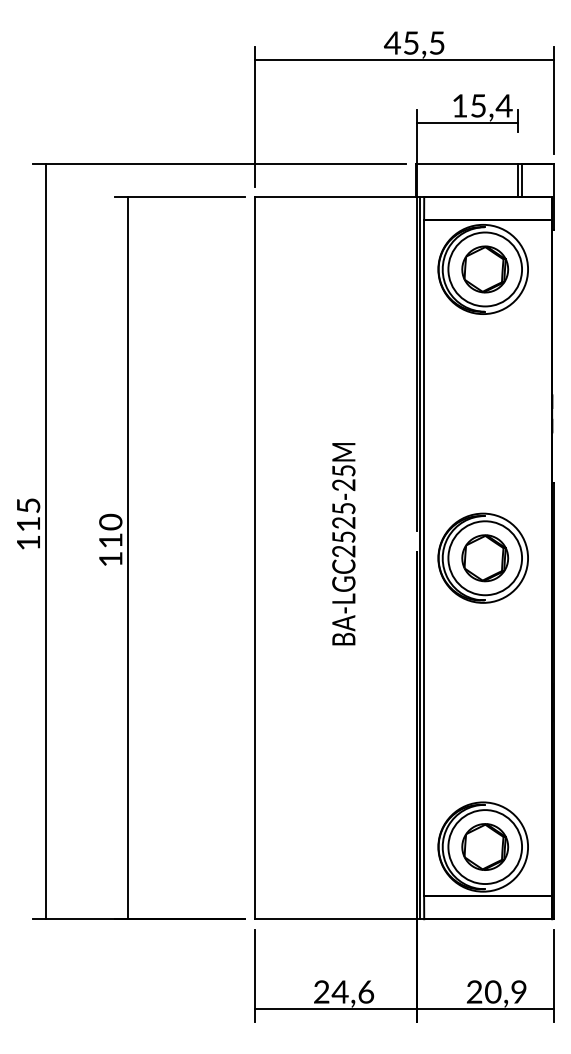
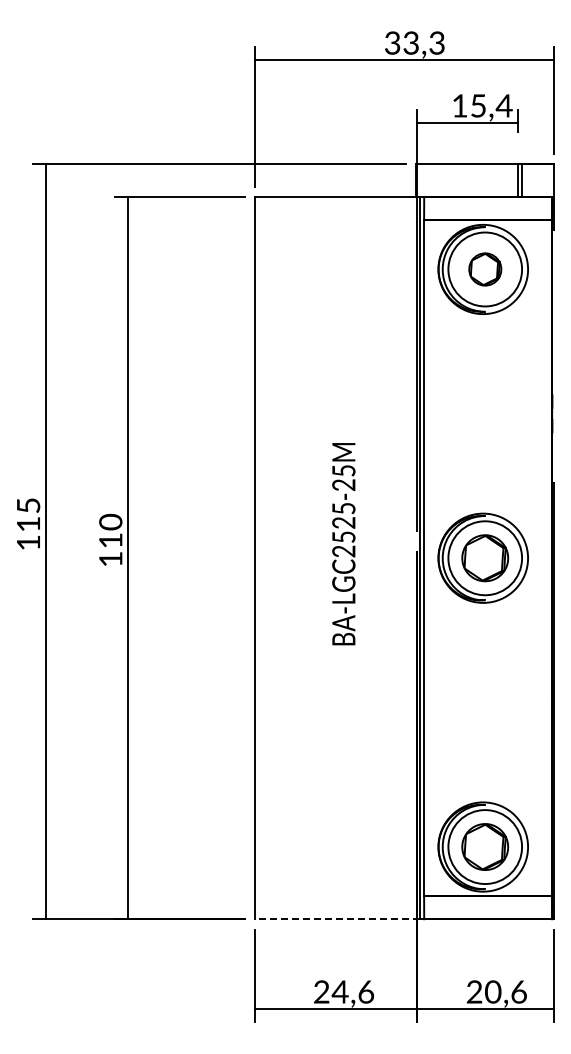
text: 45,5 -> 33,3 (413, 42)
part size: 49x49 px -> 35x35 px (485, 269)
line: solid -> dashed (337, 919)
text: 20,9 -> 20,6 (518, 991)
